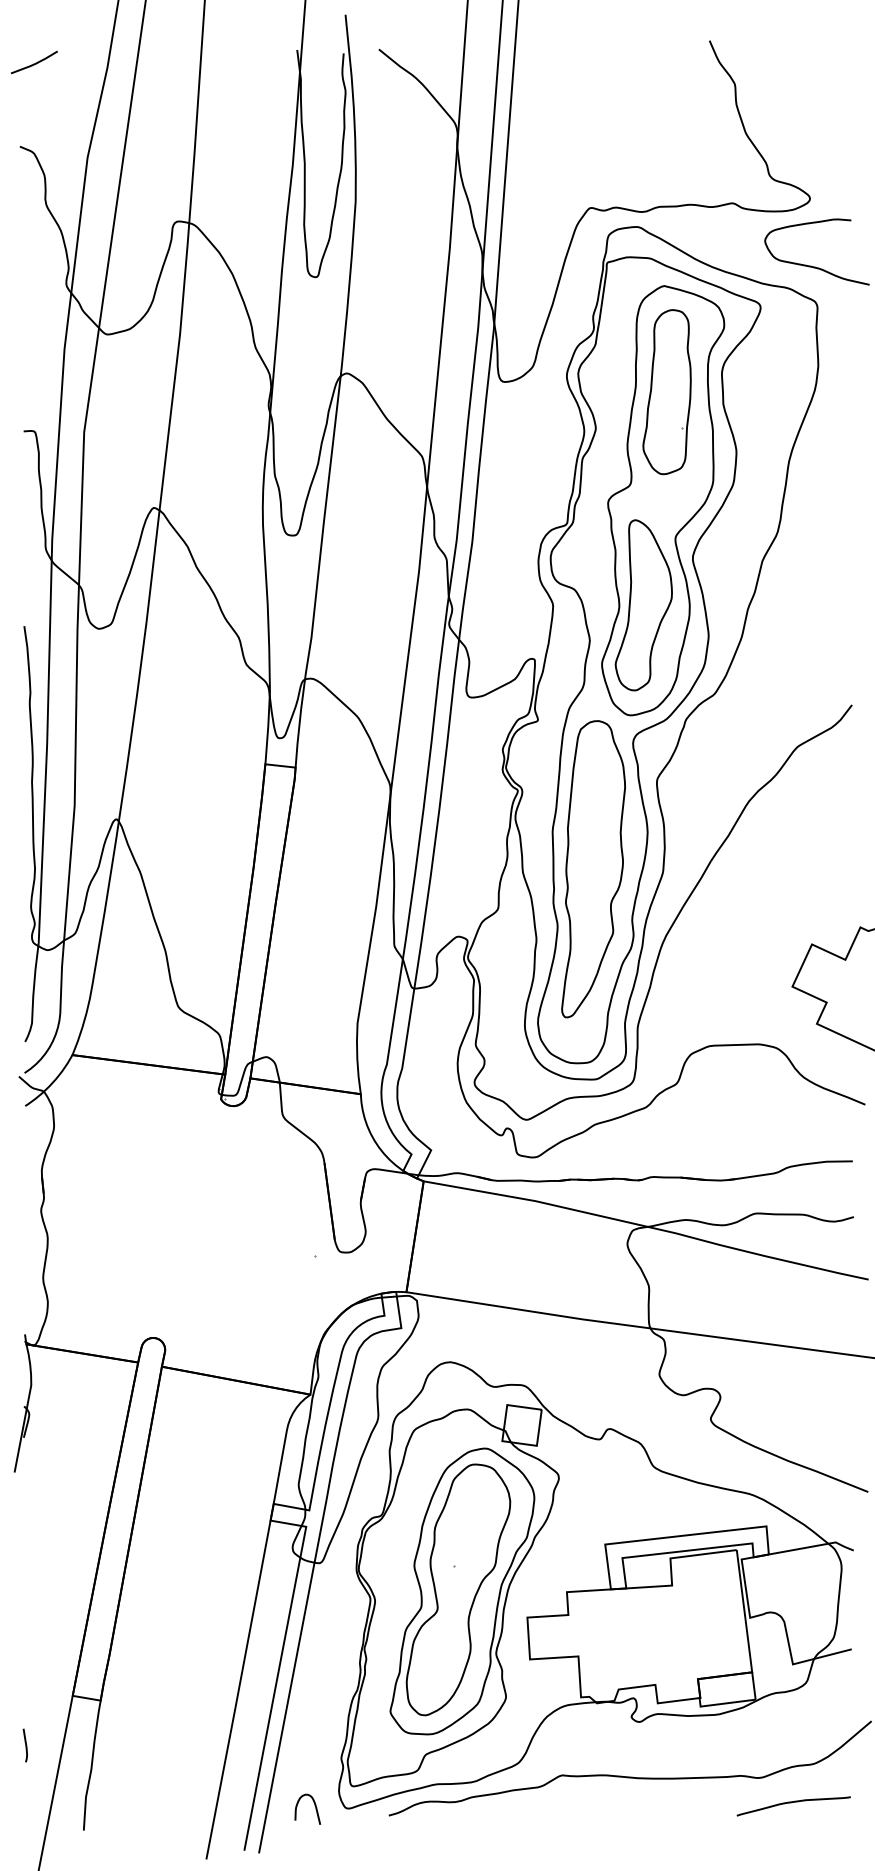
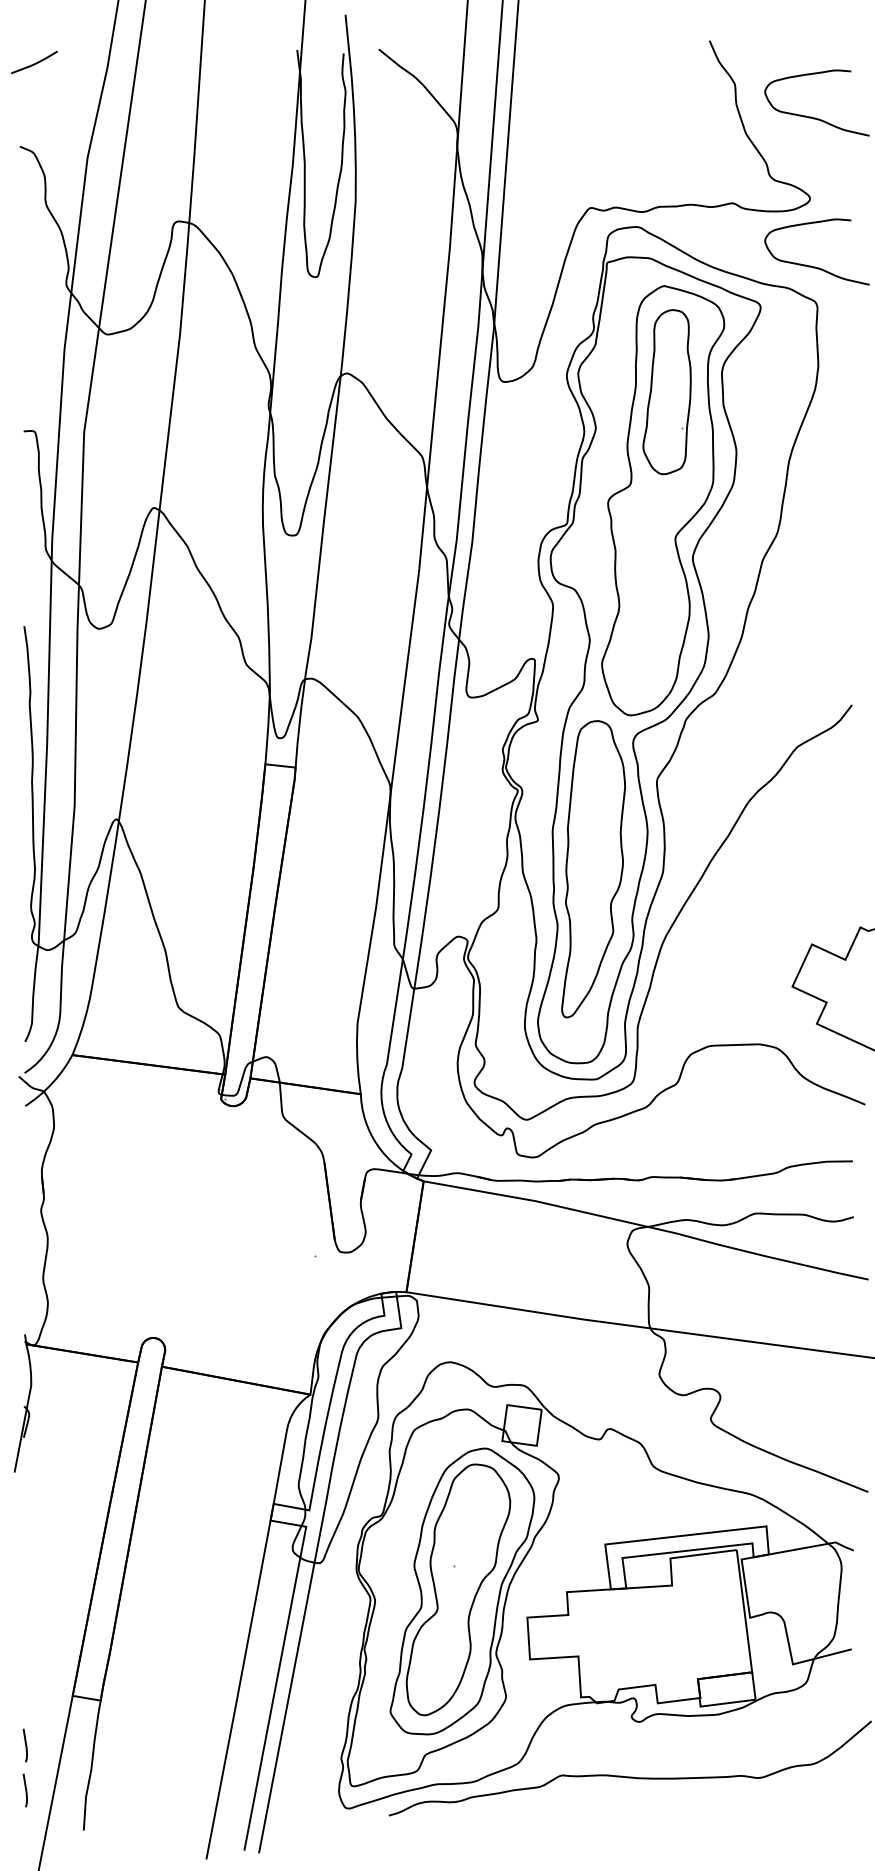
curve: none -> present (811, 116)
part: present -> none (643, 605)
line: none -> present (25, 1790)
curve: present -> none (791, 1803)
curve: present -> none (314, 1805)
